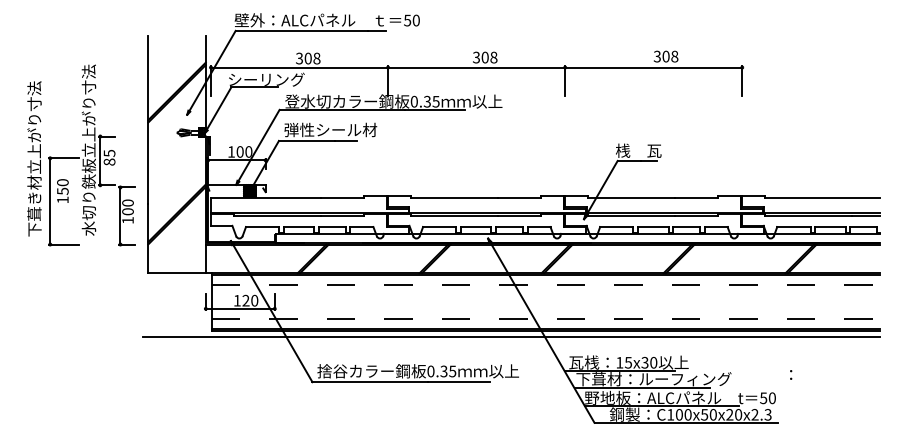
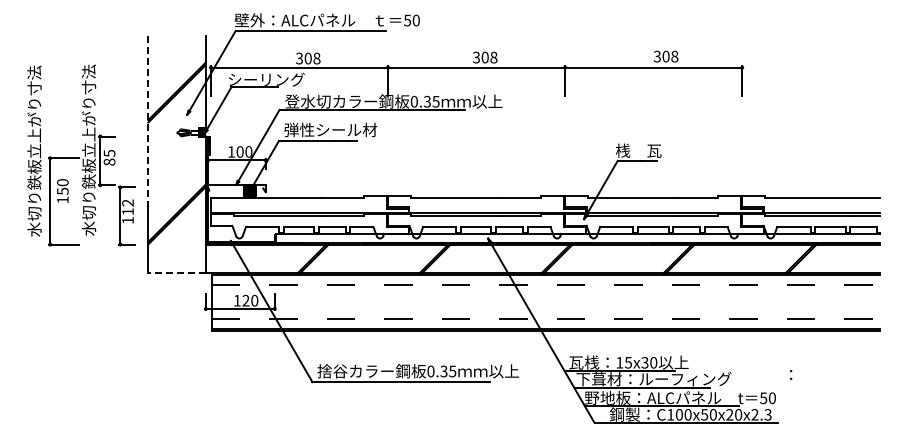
line: solid -> dashed (148, 119)
text: 下葺き材立上がり寸法 -> 水切り鉄板立上がり寸法 (34, 150)
text: 100 -> 112 (127, 207)
line: solid -> dashed (177, 273)
line: present -> none (510, 336)
